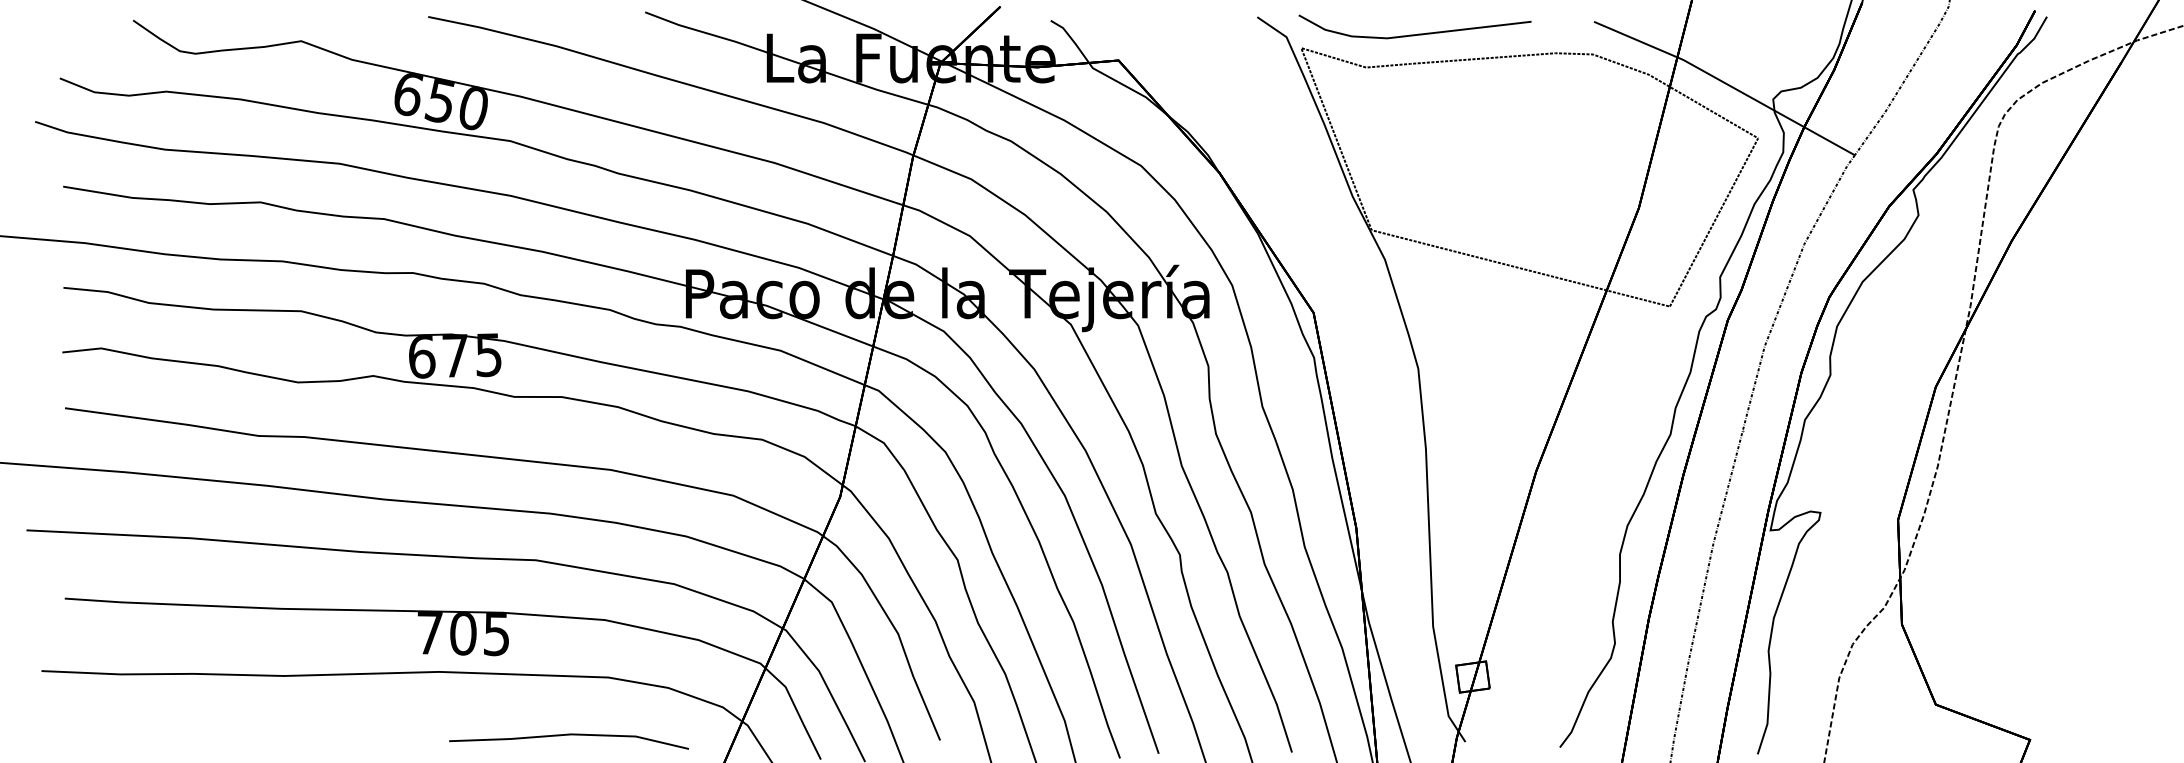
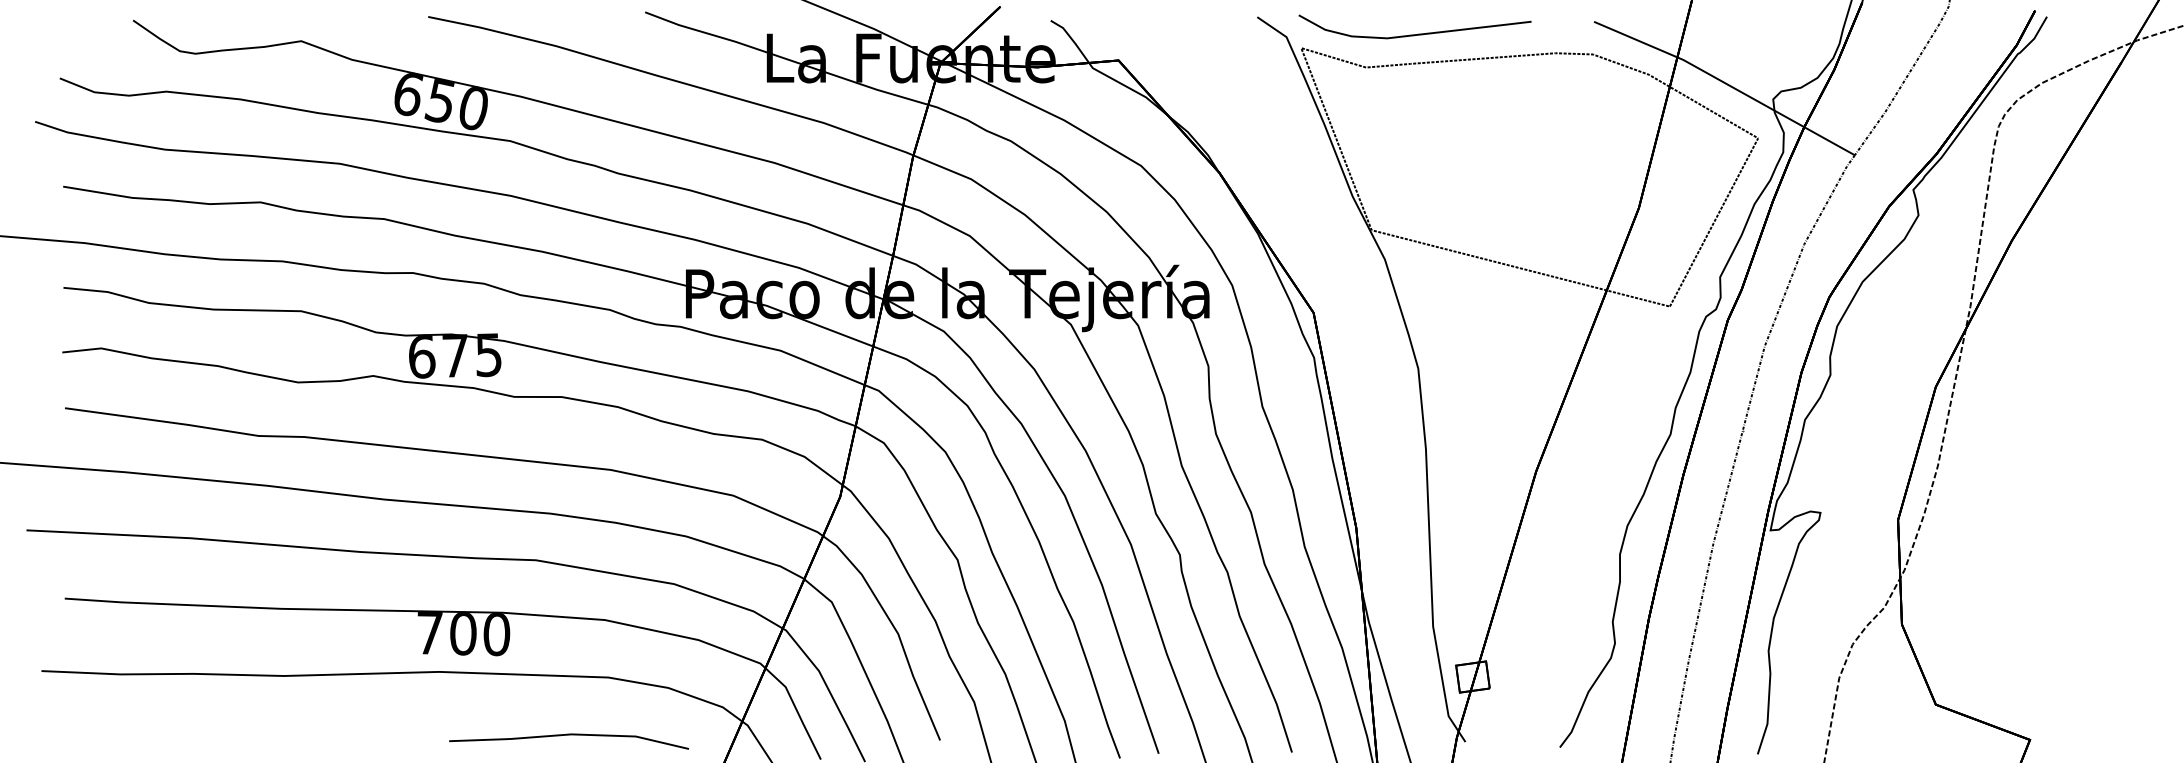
text: 705 -> 700 (496, 634)
